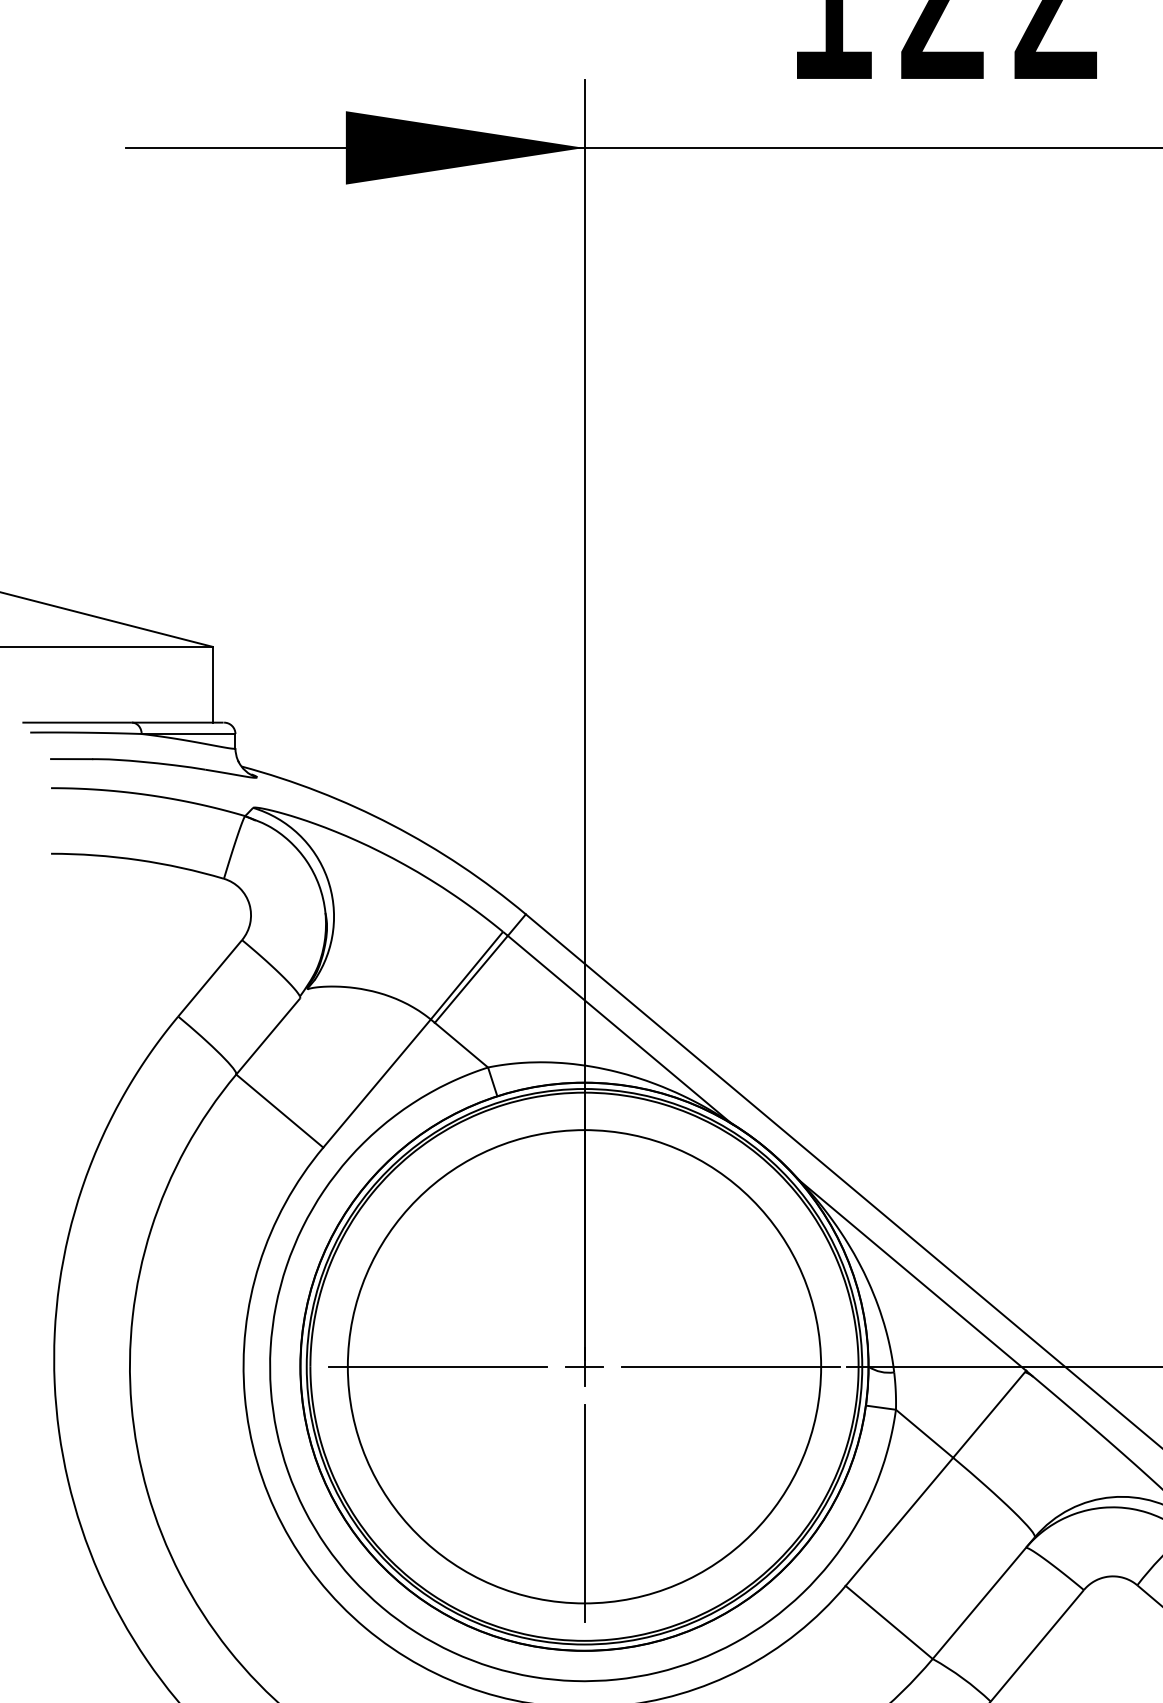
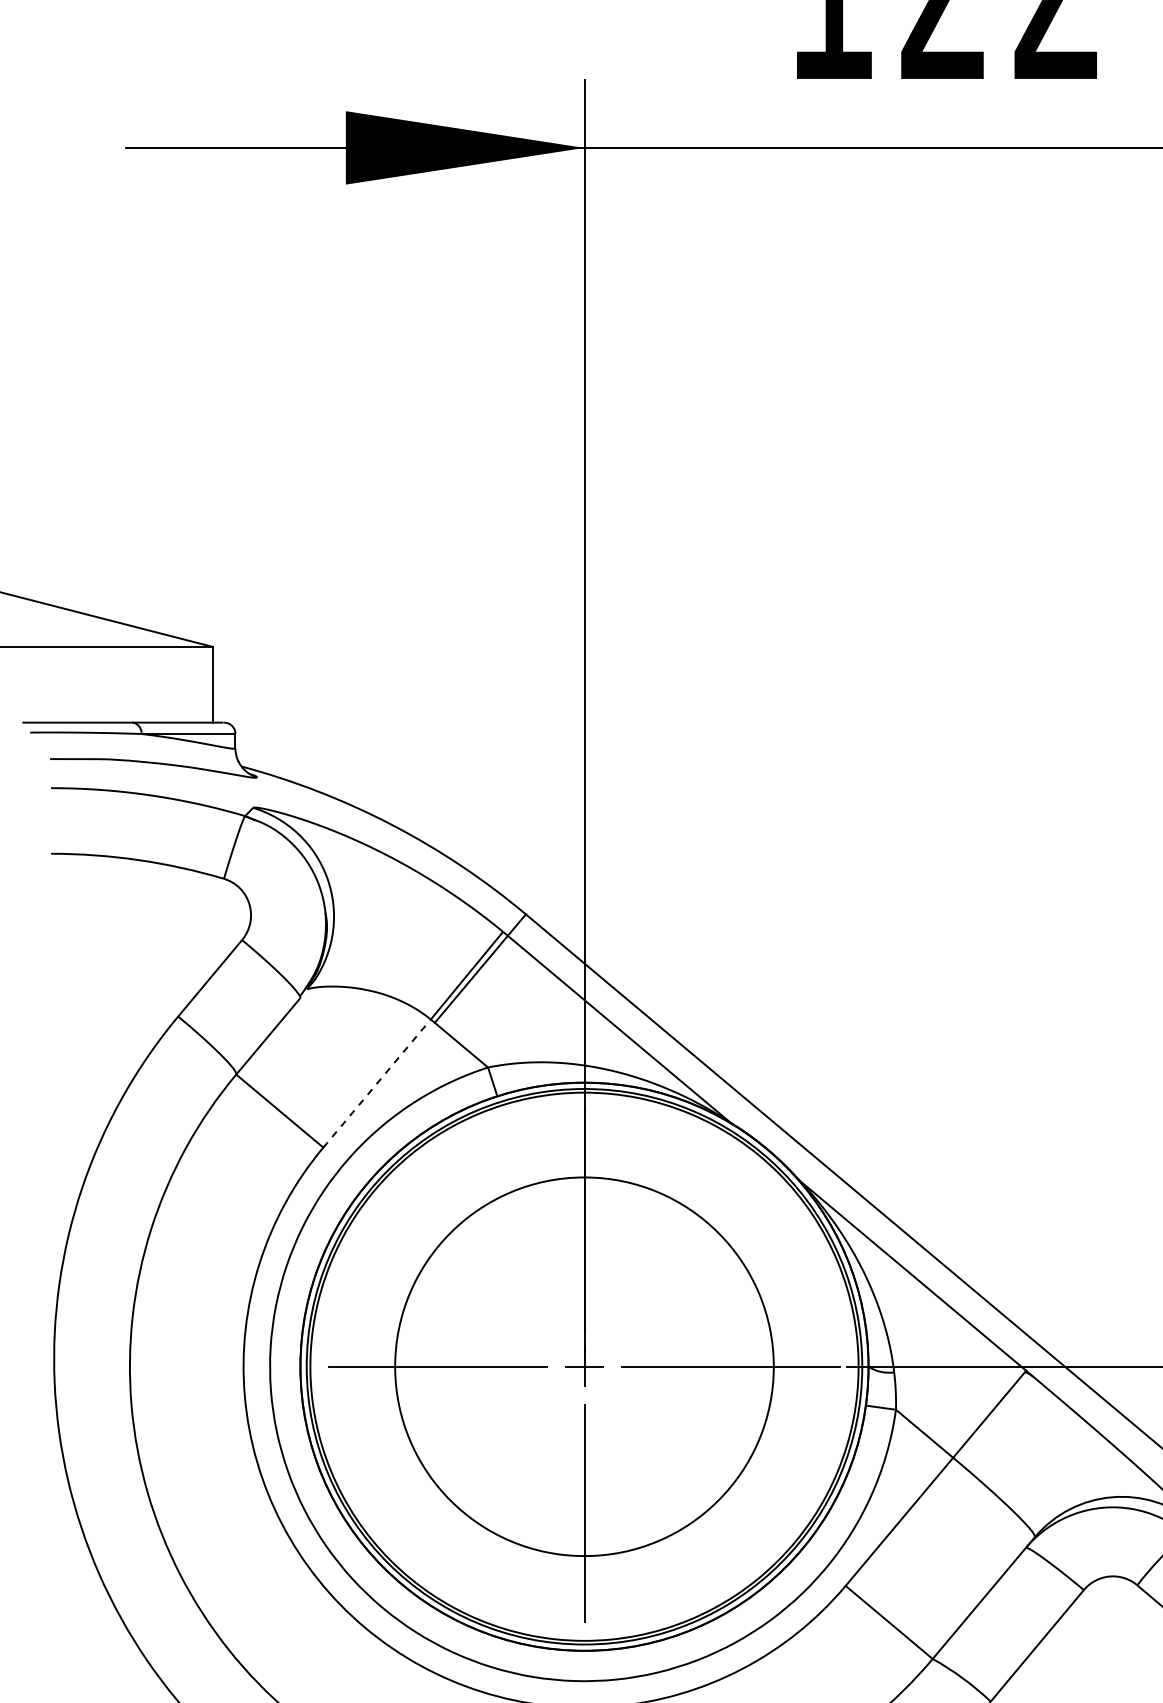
line: solid -> dashed (377, 1083)
circle diameter: 473 px -> 379 px (584, 1366)
